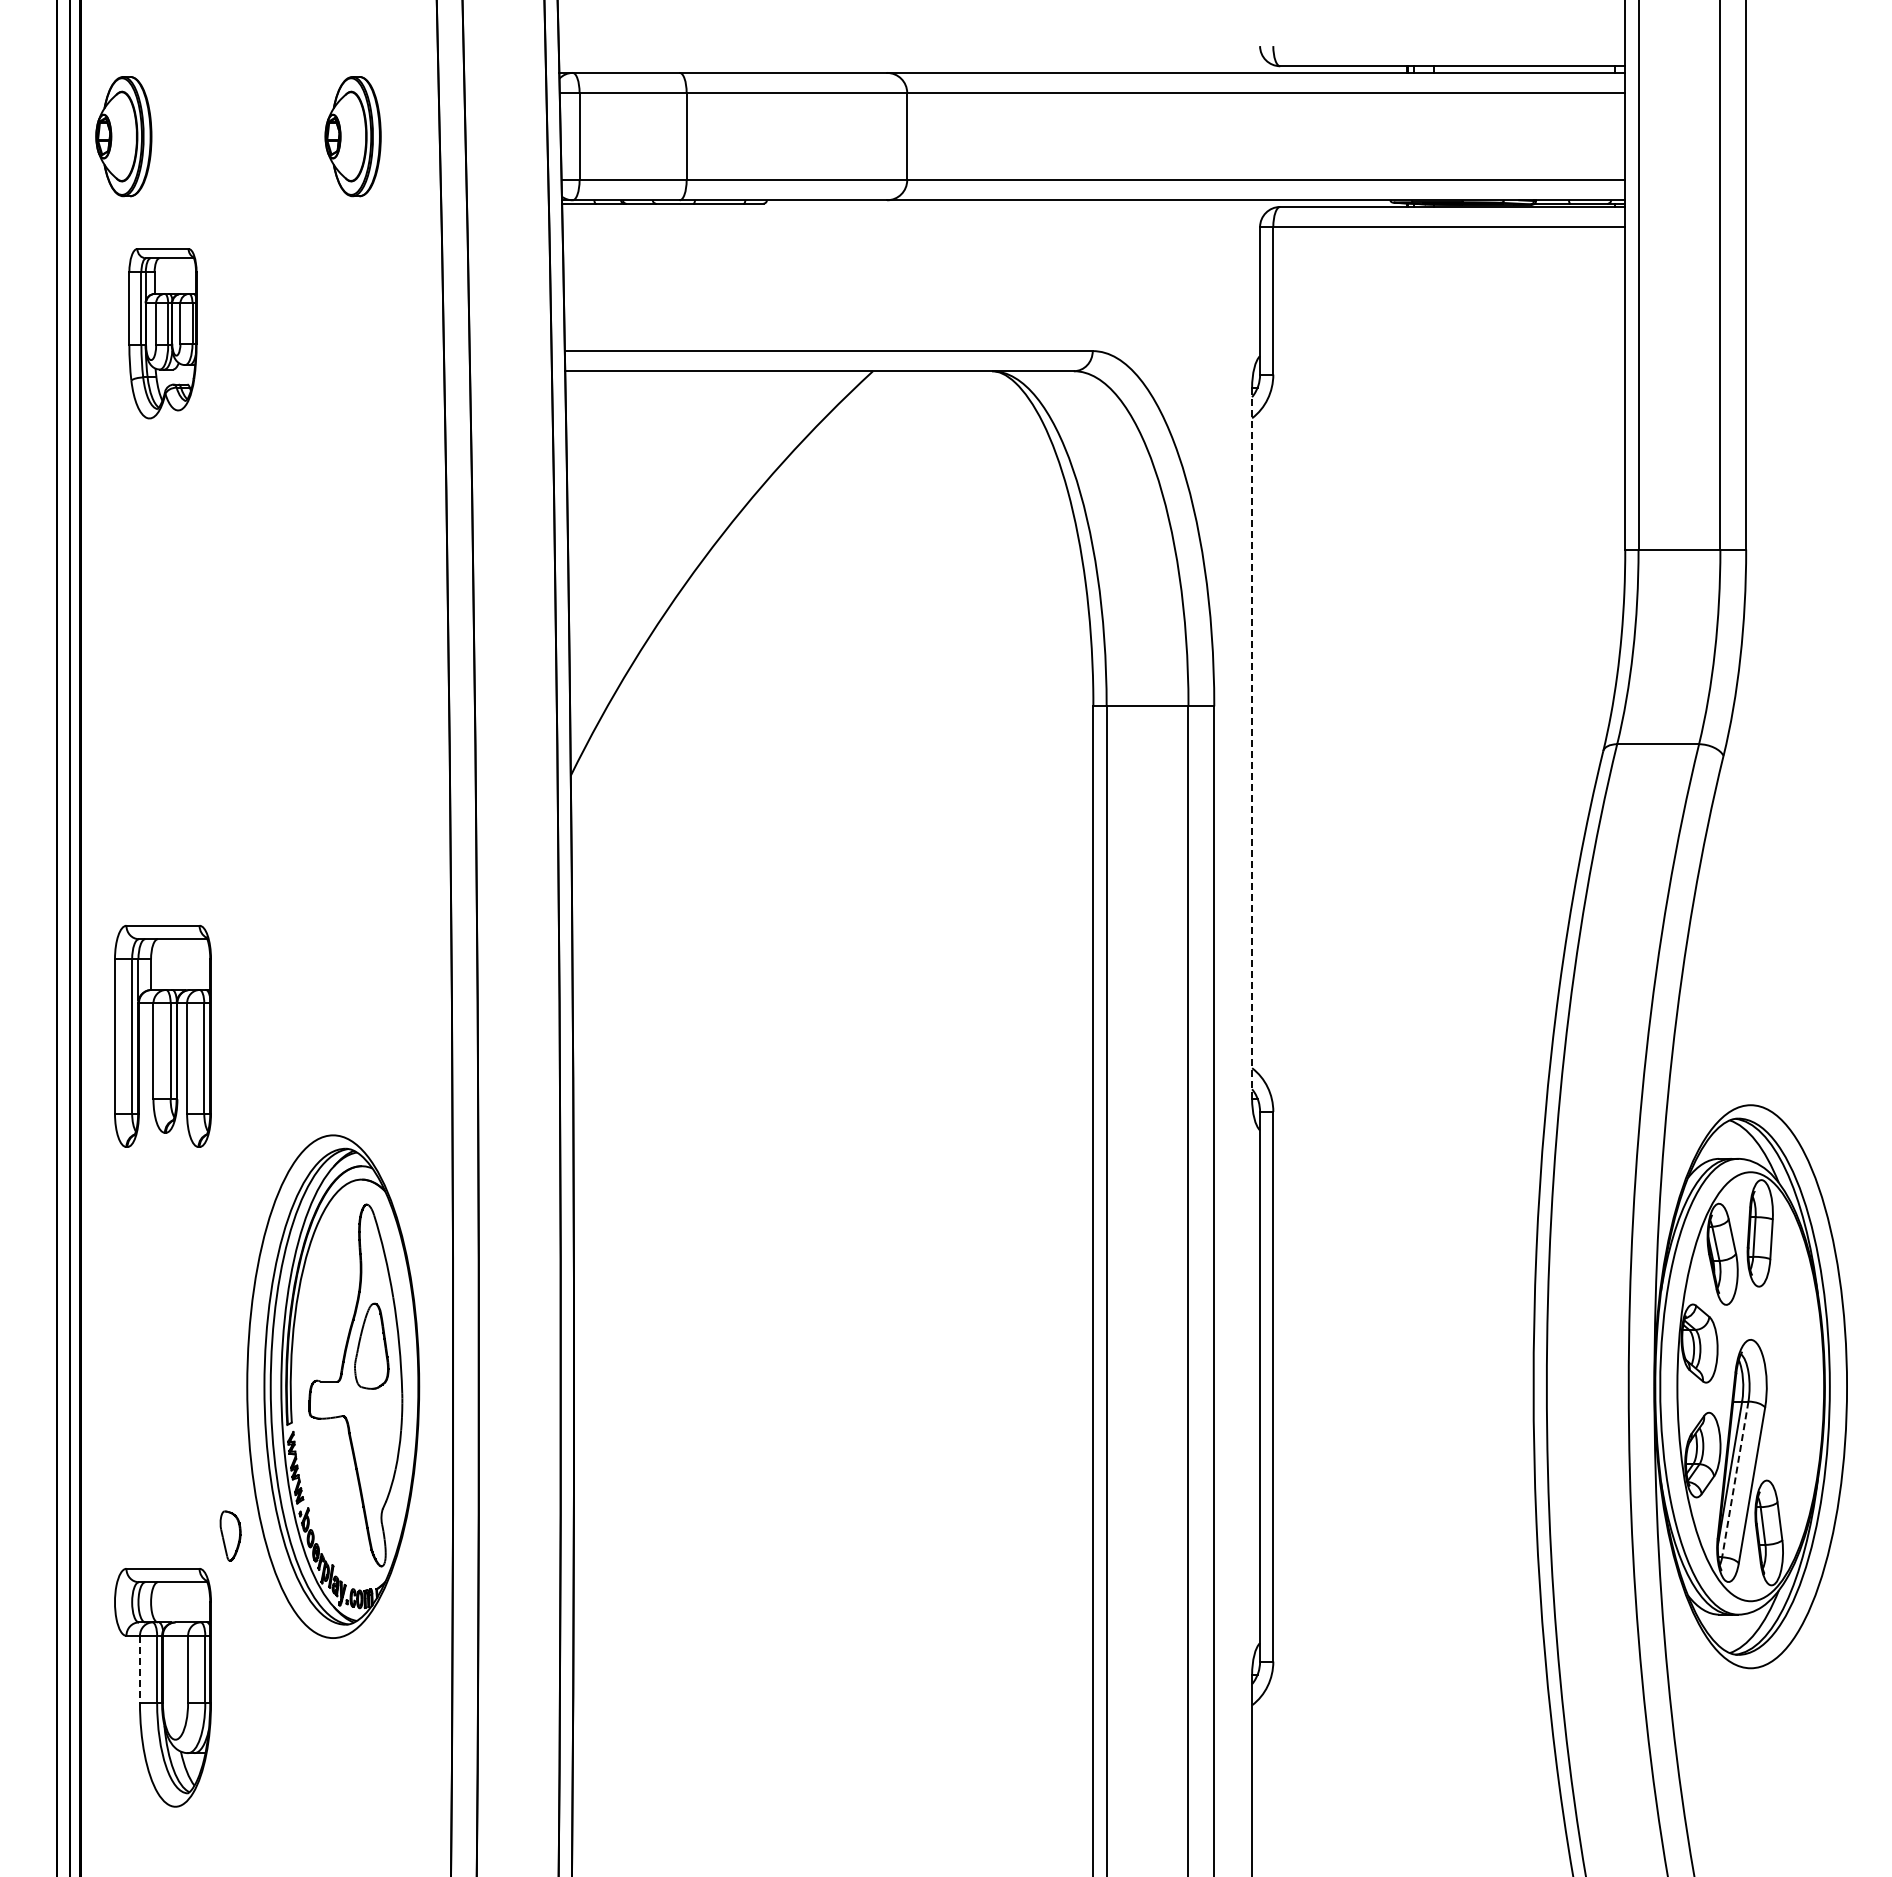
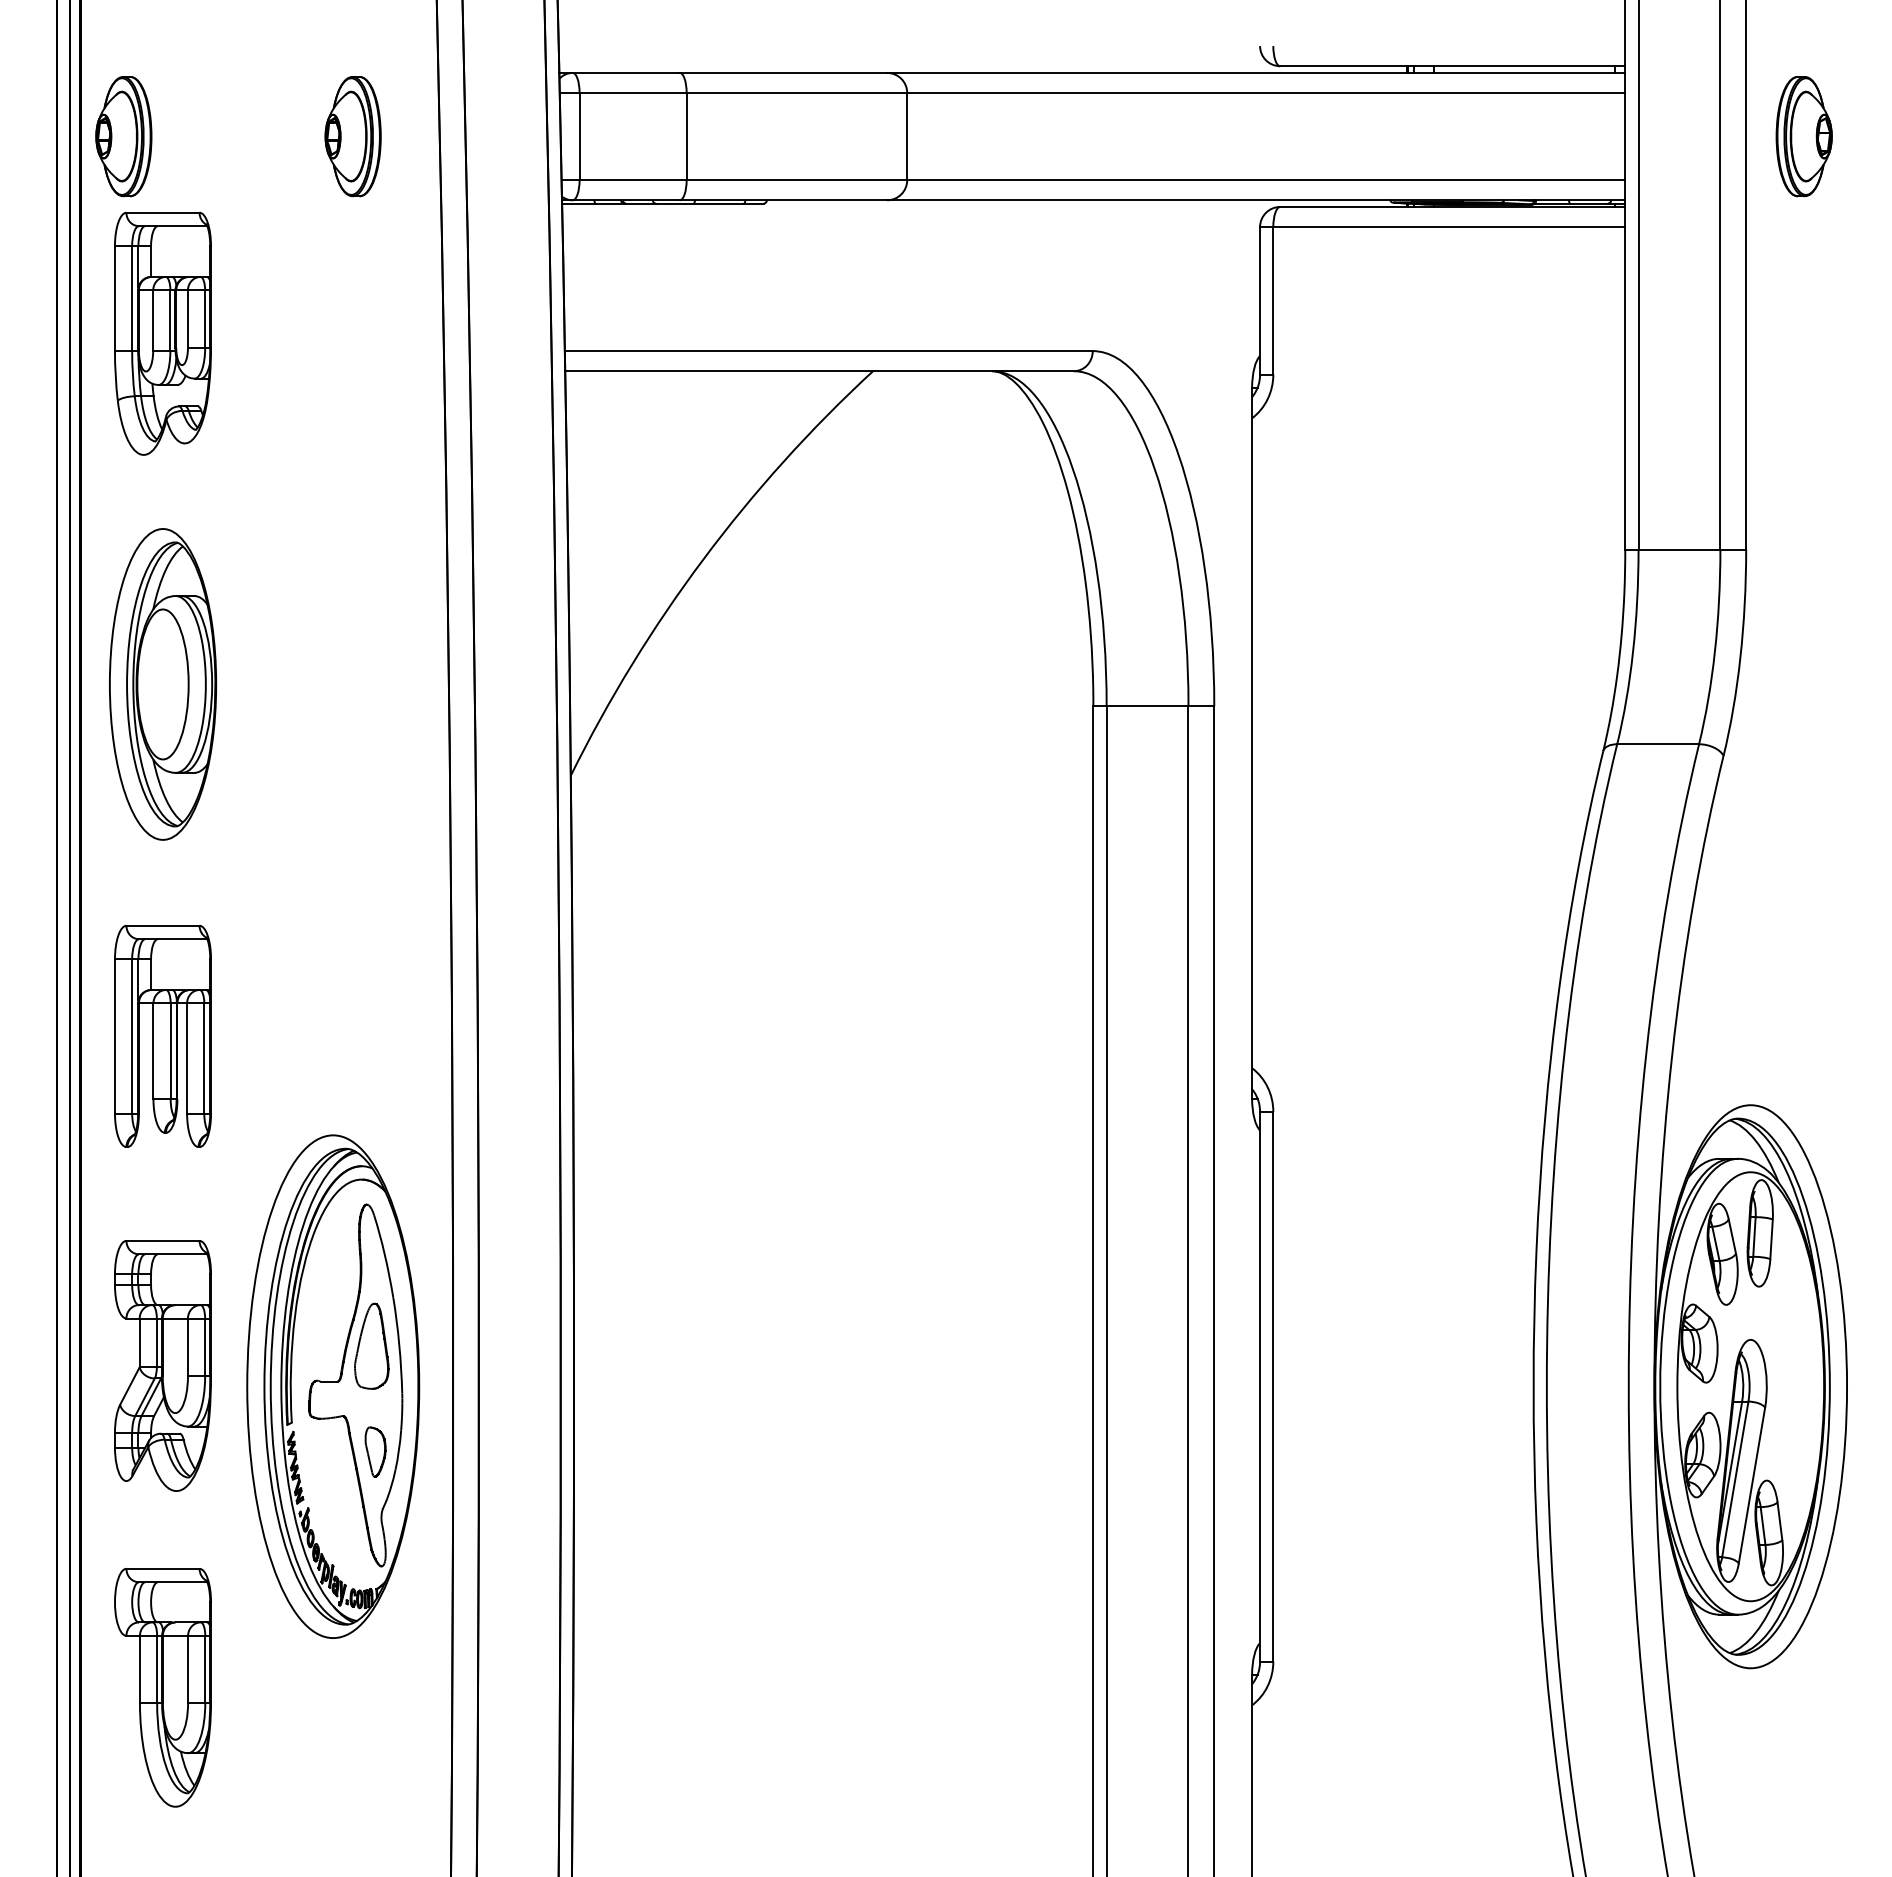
part: none -> present (1803, 136)
part size: 70x172 px -> 98x245 px (162, 333)
part: none -> present (163, 684)
line: dashed -> solid (1252, 742)
part: none -> present (162, 1365)
line: dashed -> solid (1735, 1479)
part position: (230, 1535) -> (375, 1451) (375, 1451)
line: dashed -> solid (139, 1669)
